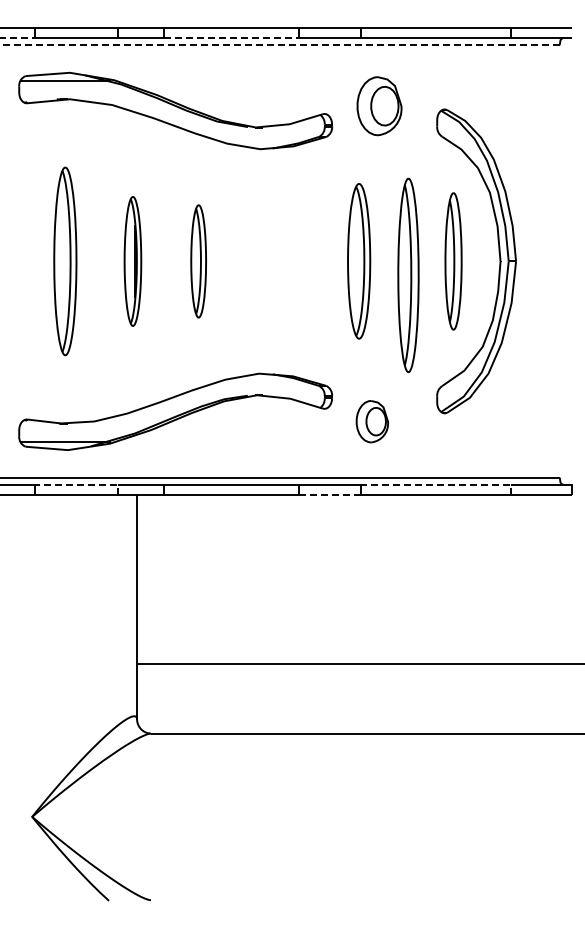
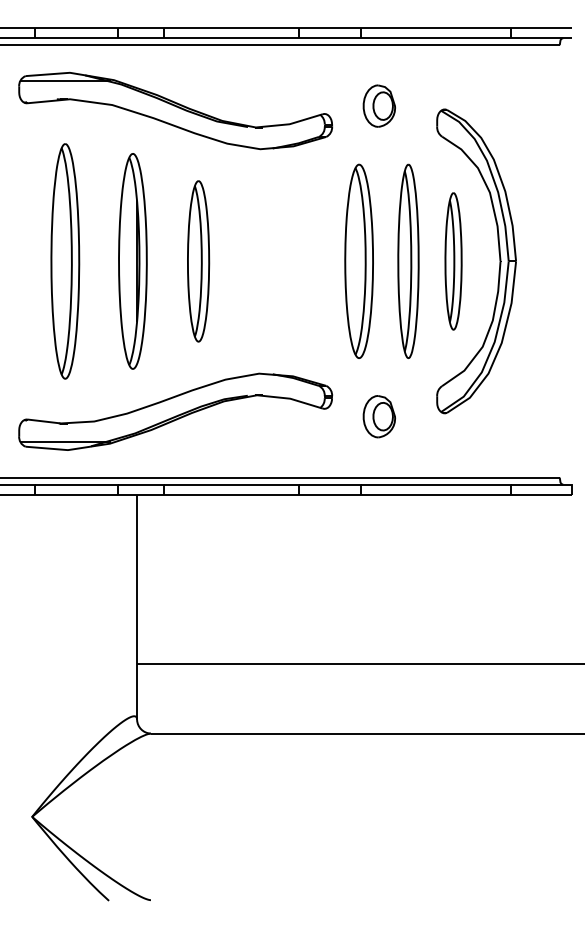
line: dashed -> solid (18, 38)
line: dashed -> solid (232, 38)
line: dashed -> solid (279, 45)
part size: 47x61 px -> 34x44 px (378, 105)
part size: 25x191 px -> 31x237 px (65, 261)
part size: 20x131 px -> 30x217 px (132, 261)
part size: 17x115 px -> 24x163 px (198, 261)
part size: 25x157 px -> 30x196 px (358, 260)
part position: (408, 274) -> (408, 260) (408, 260)
part position: (371, 421) -> (378, 416) (378, 416)
line: dashed -> solid (81, 484)
line: dashed -> solid (442, 484)
line: dashed -> solid (329, 495)
